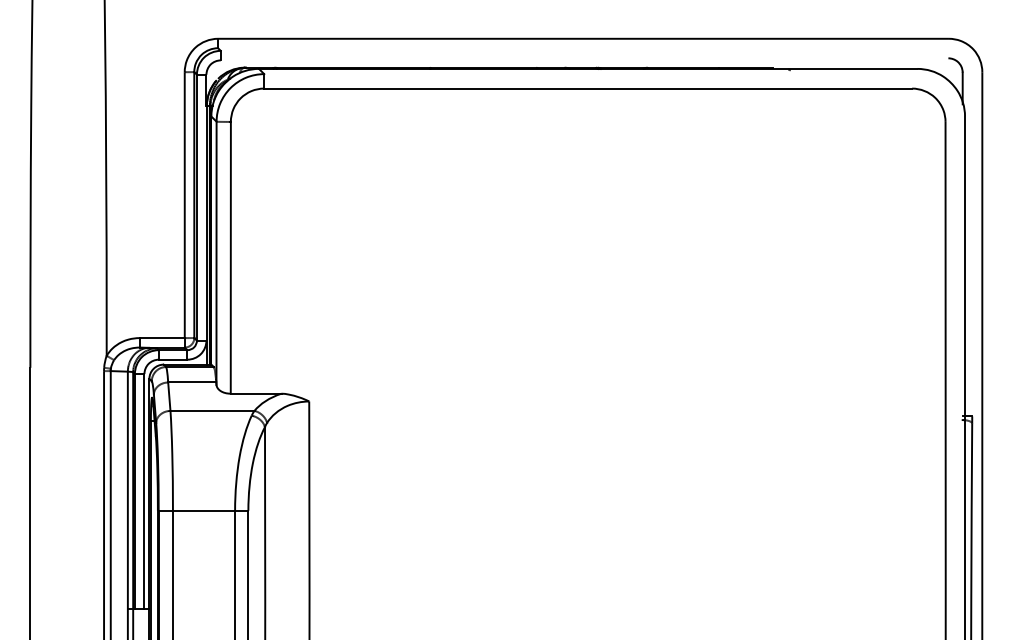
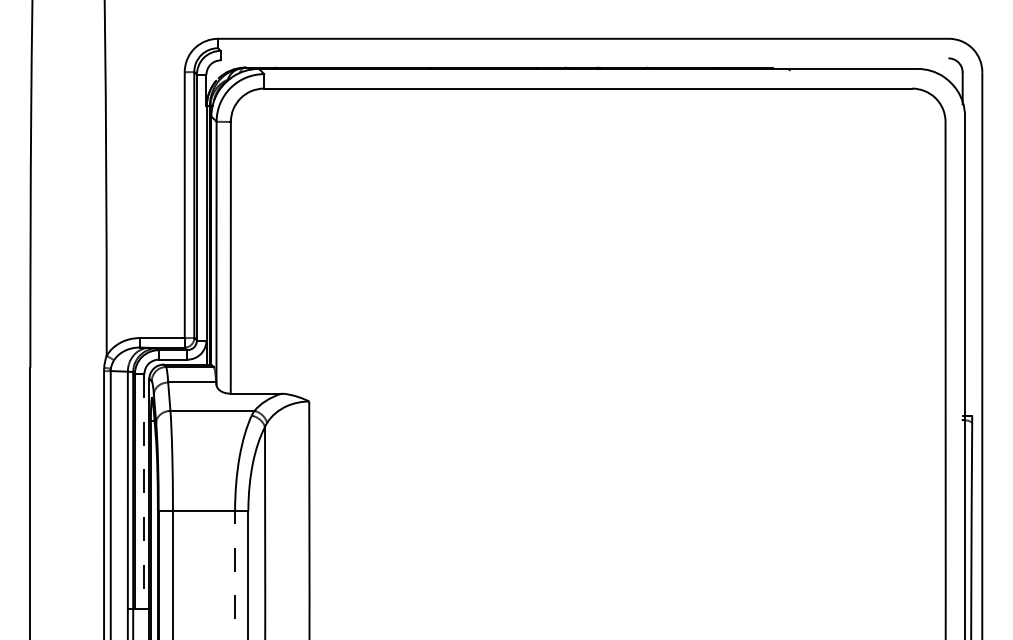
line: solid -> dashed (144, 491)
line: solid -> dashed (235, 574)
